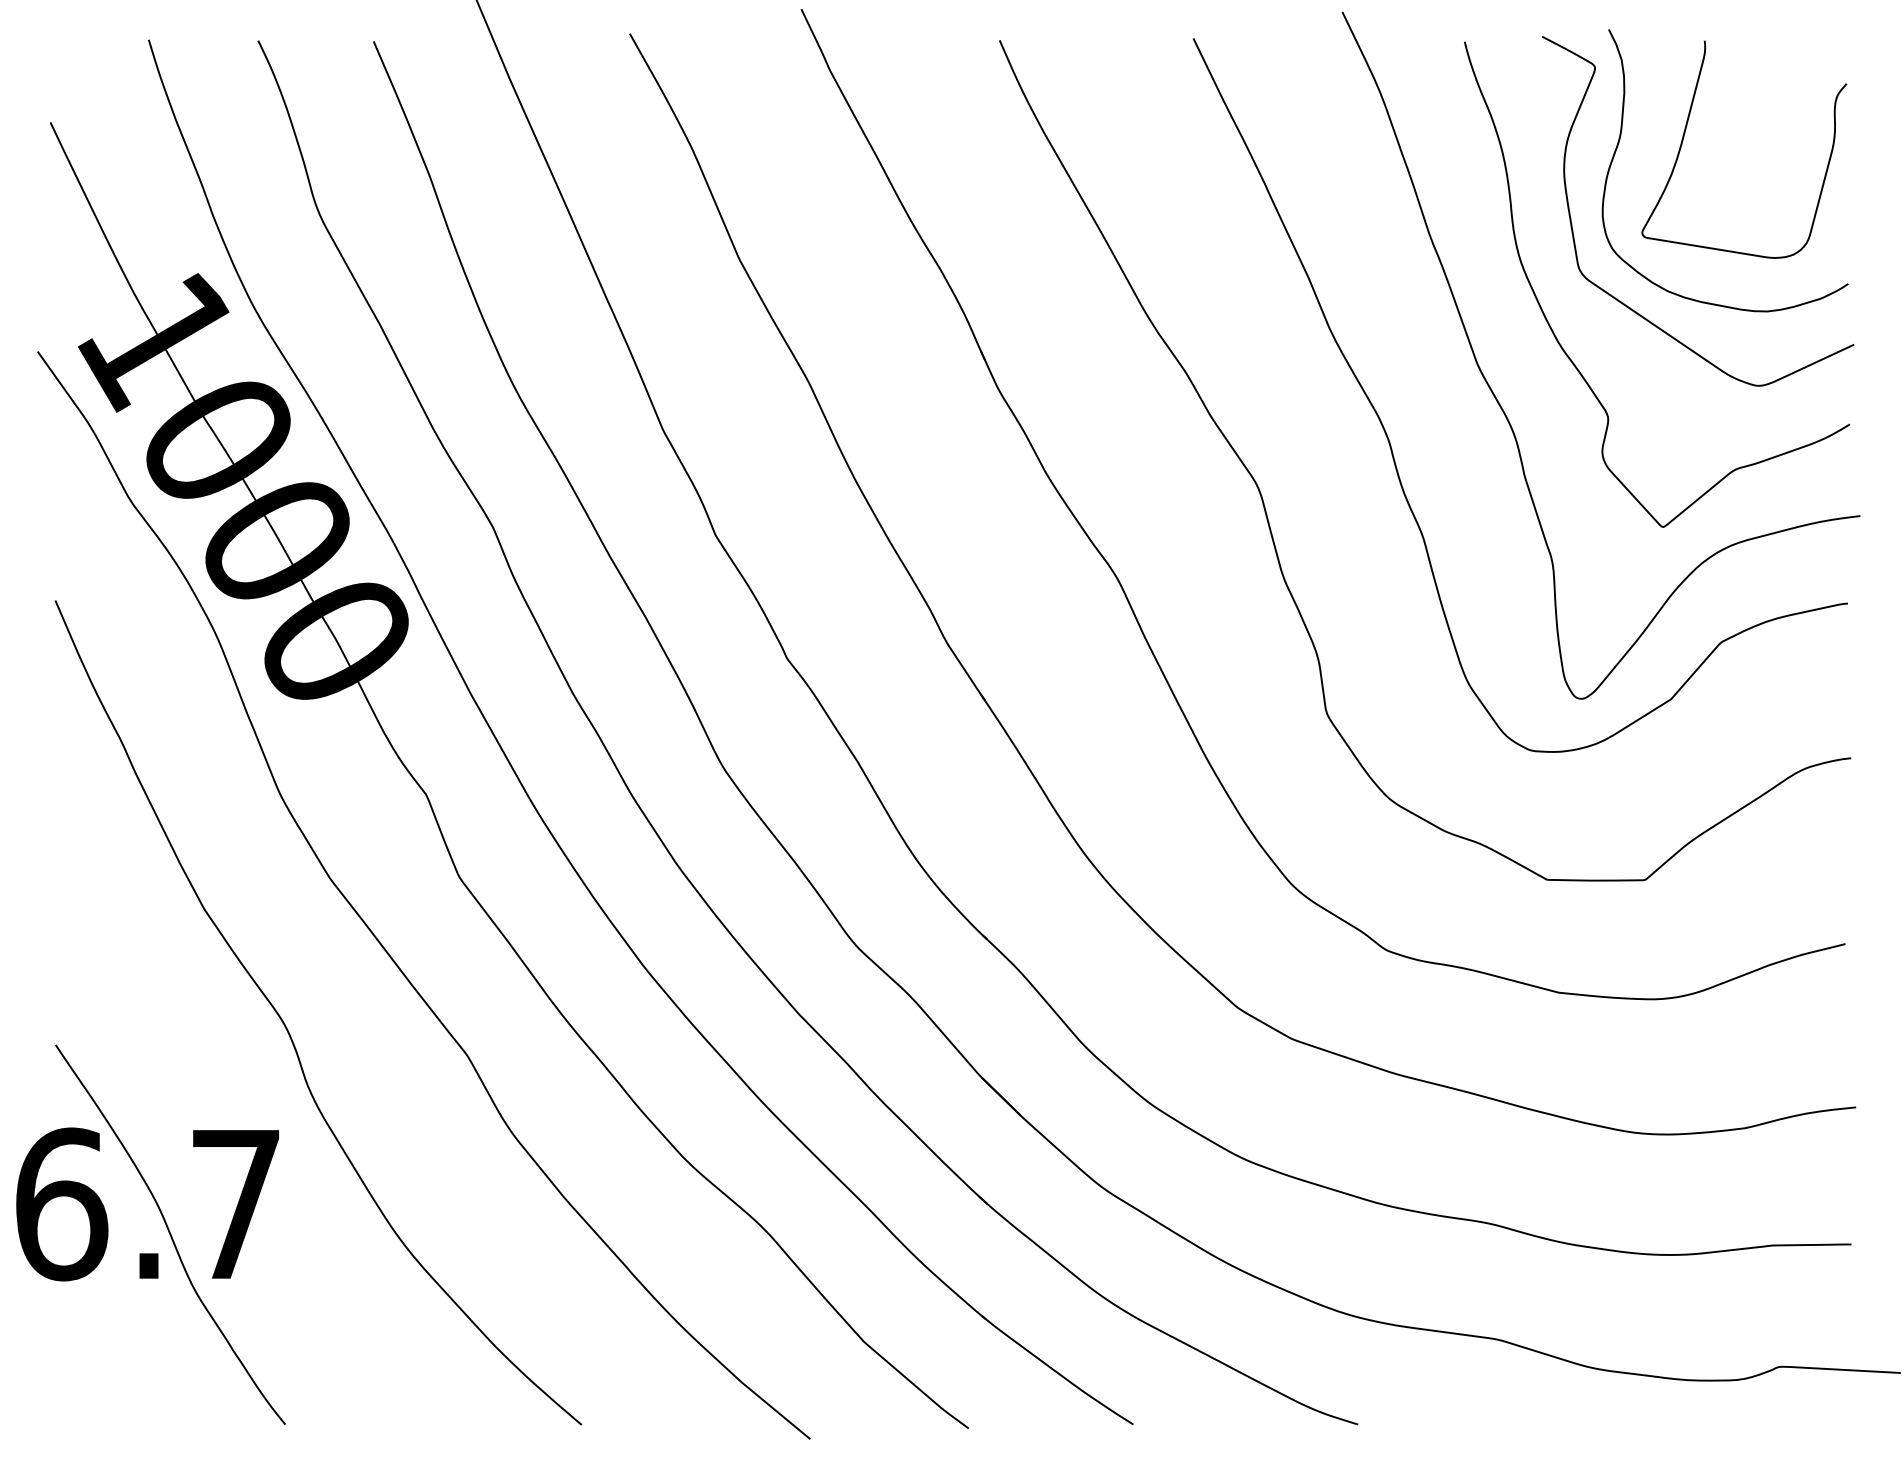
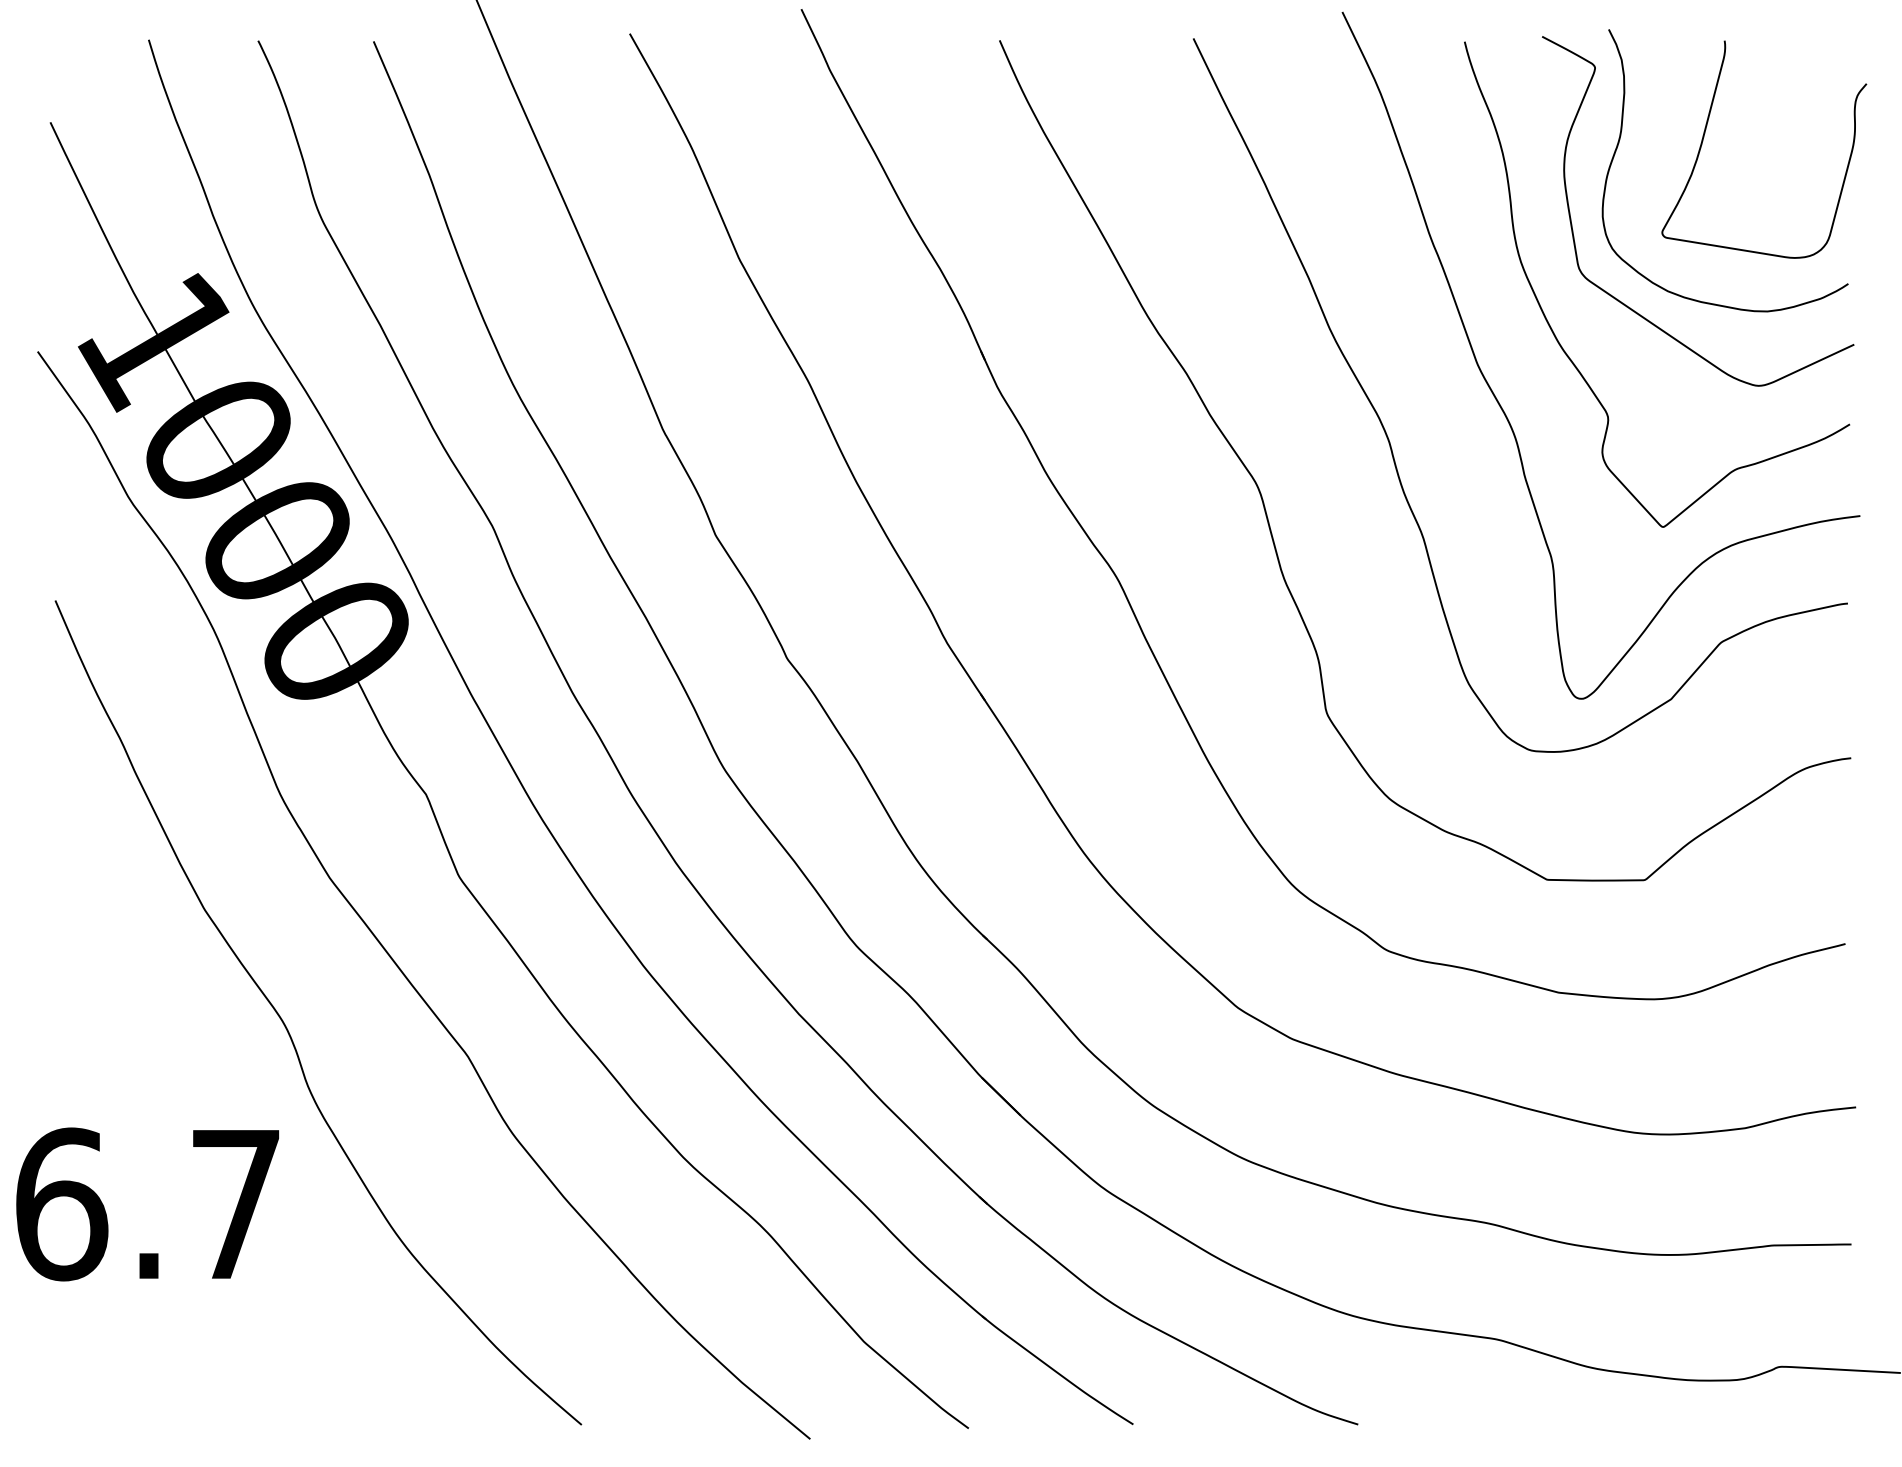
curve position: (1685, 133) -> (1705, 133) (1705, 133)
curve: present -> none (170, 1234)
